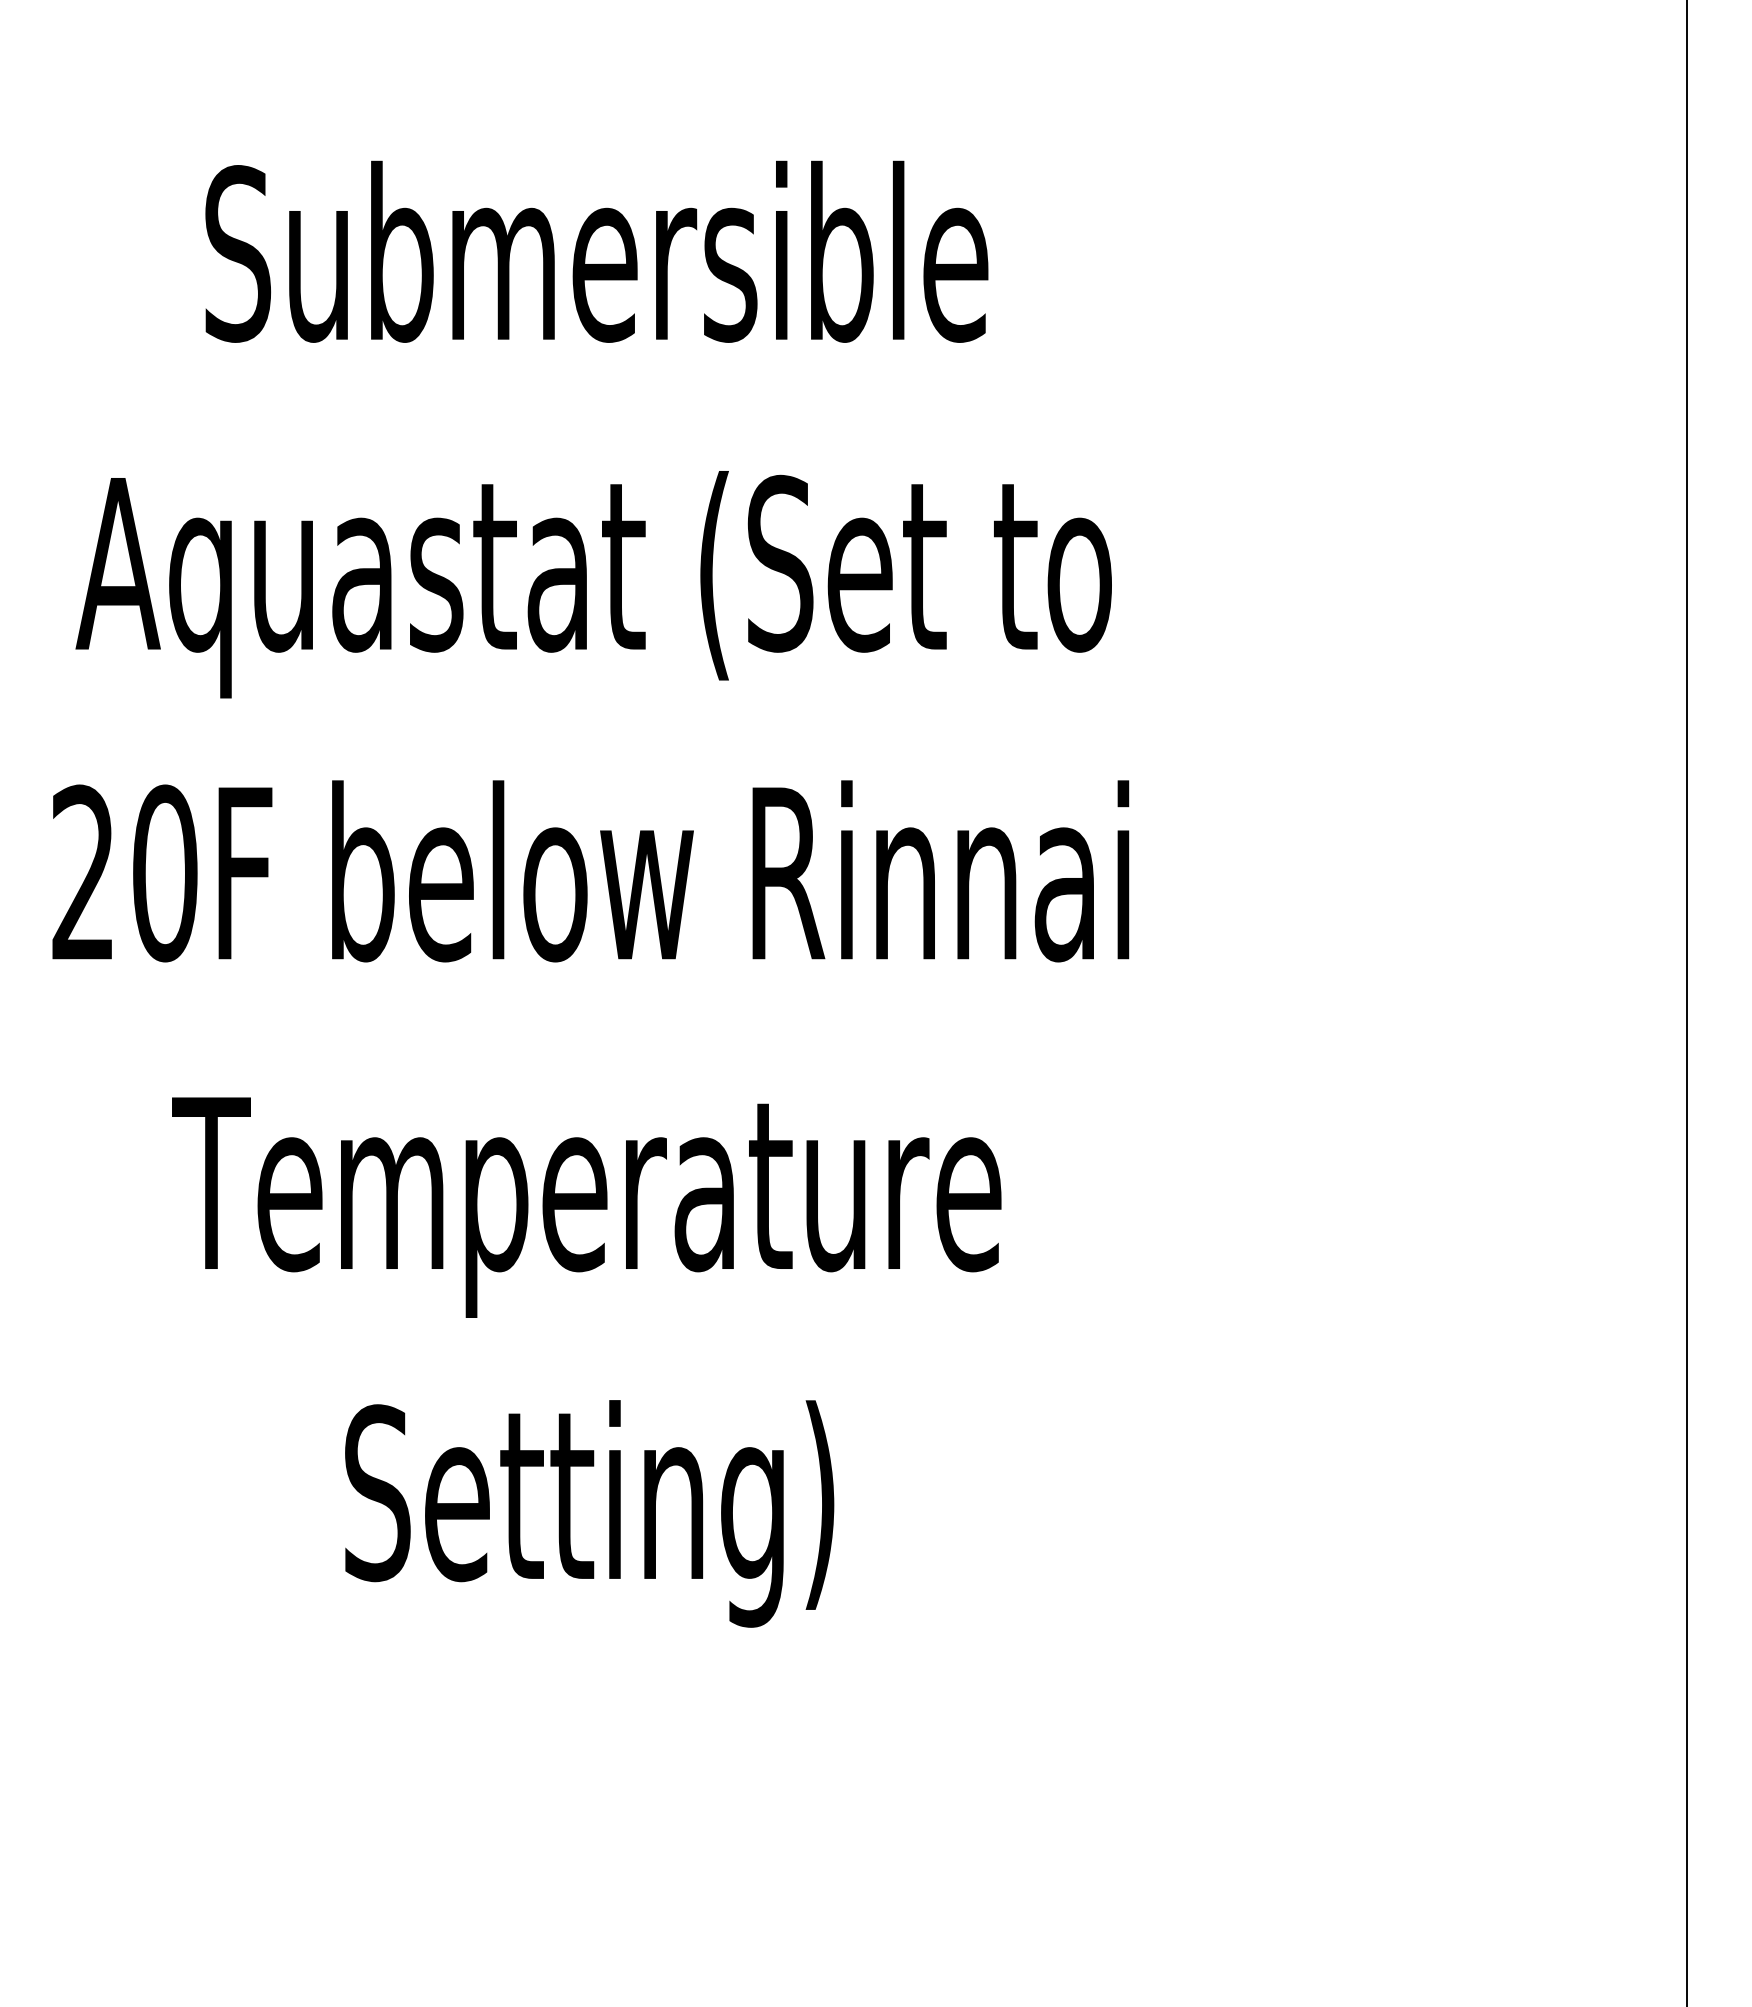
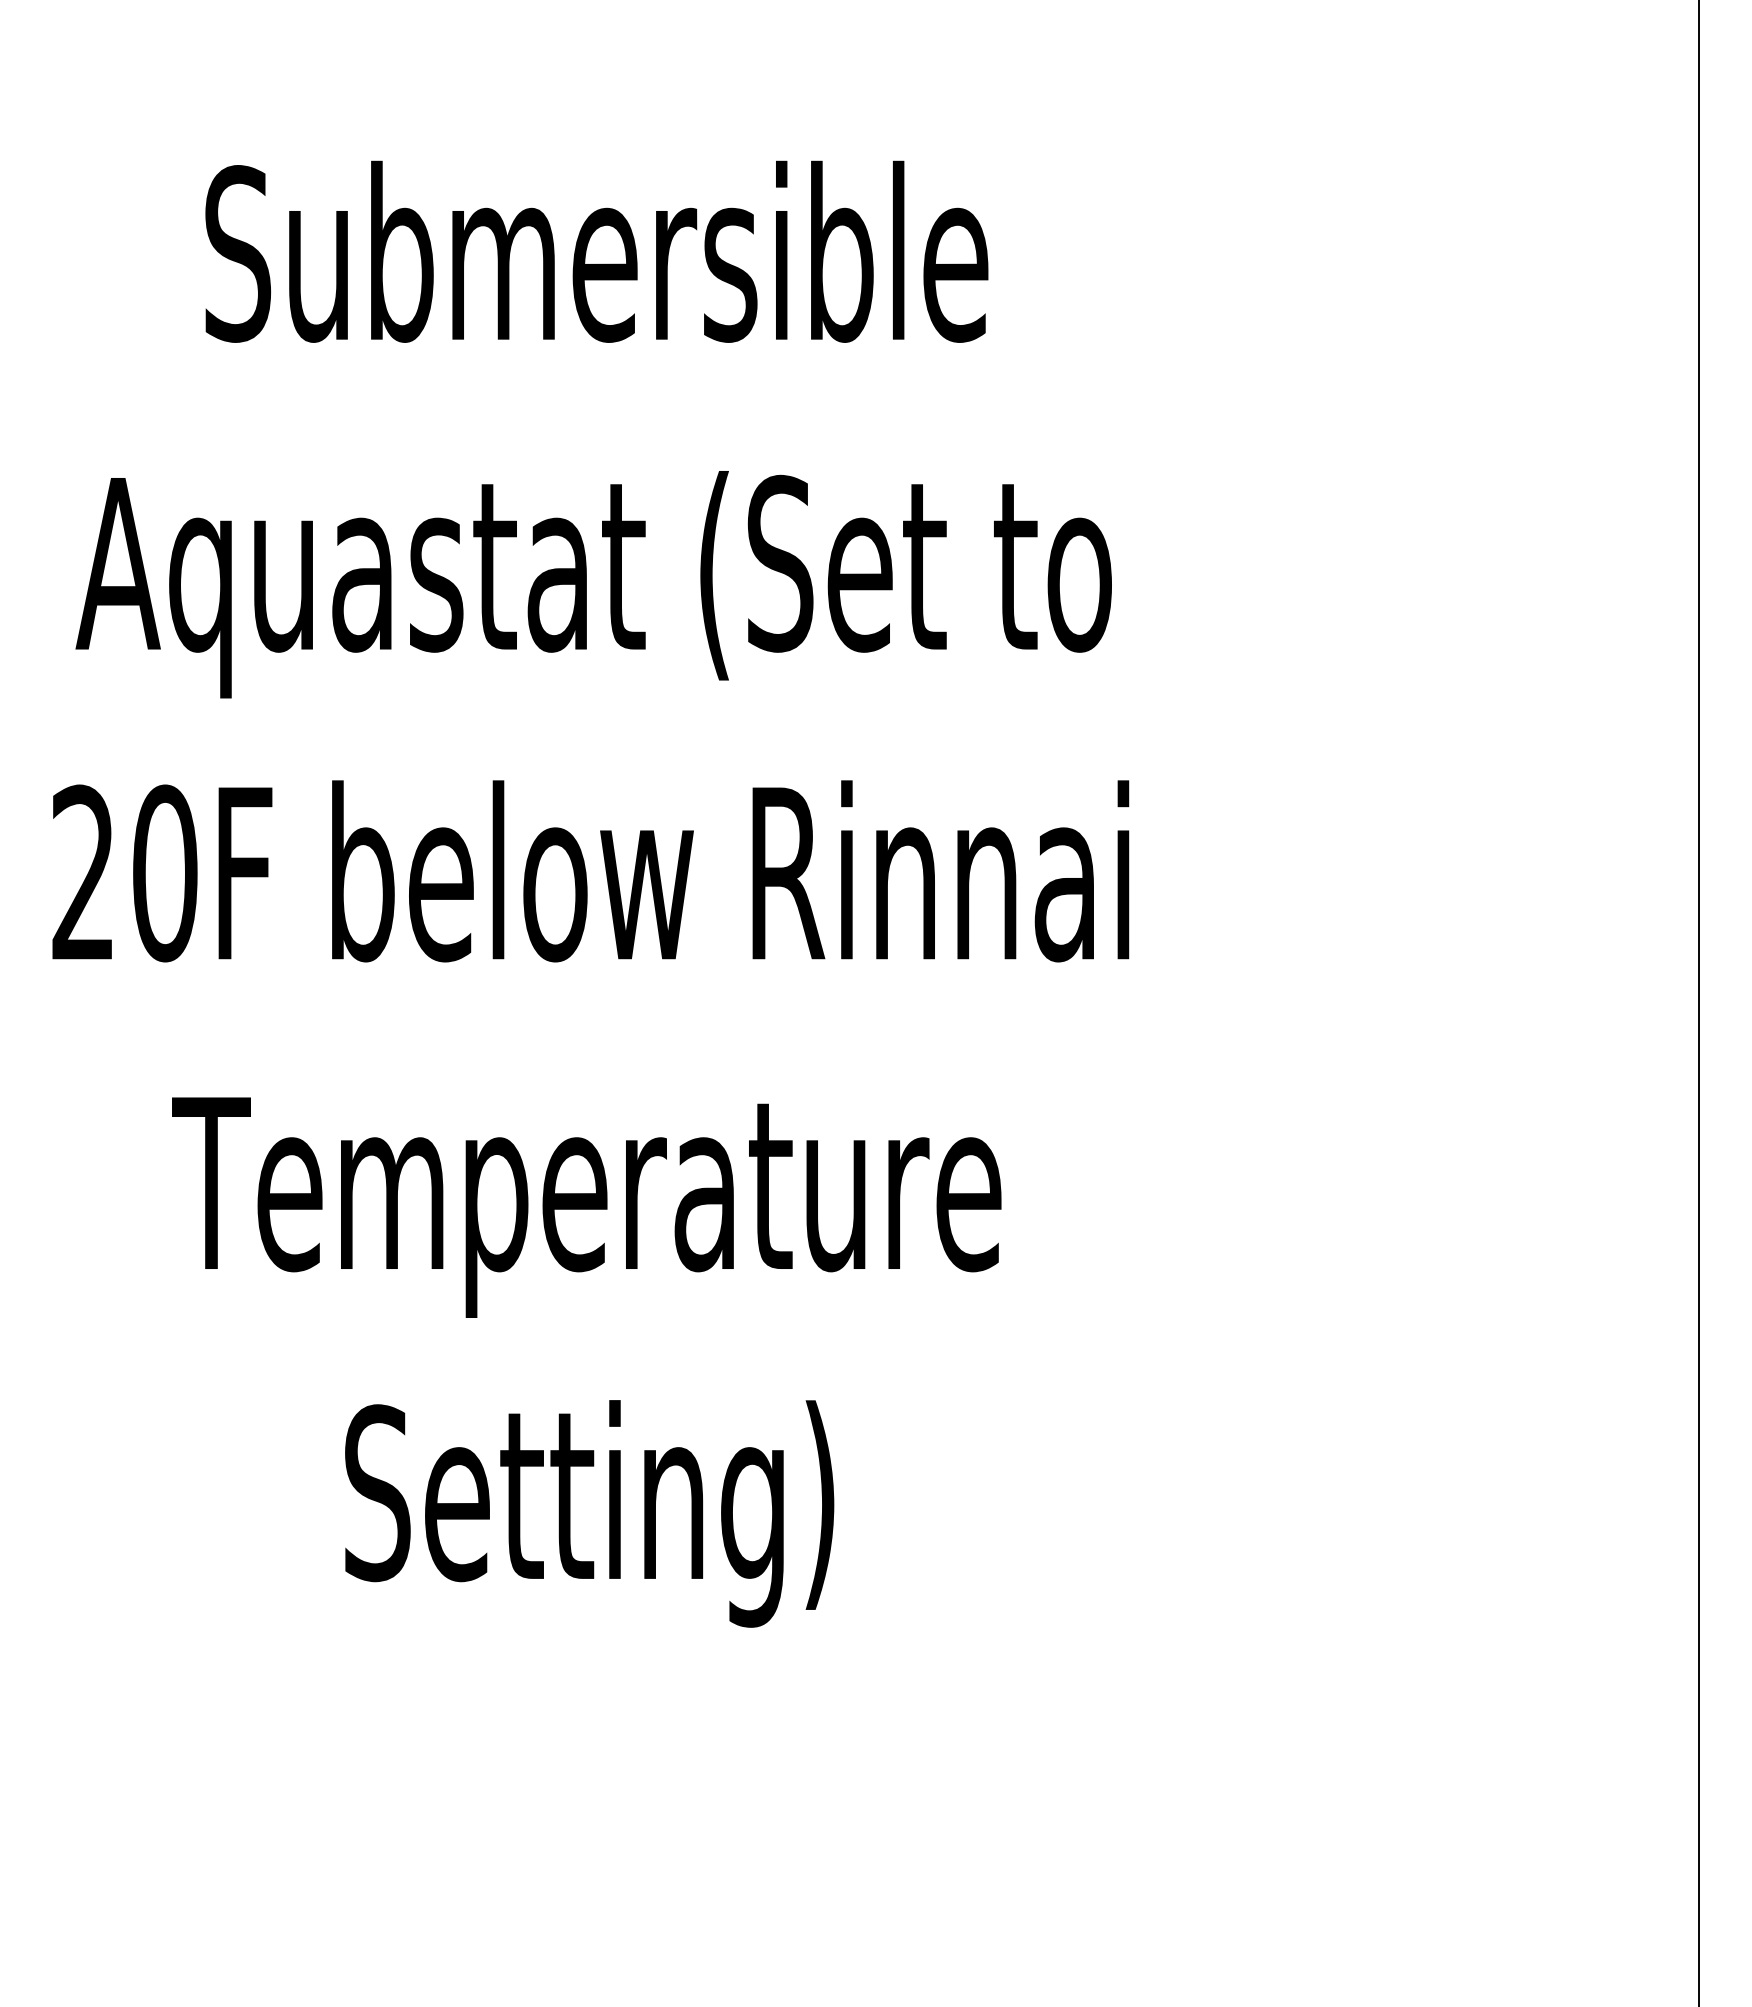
line position: (1687, 1002) -> (1699, 1002) (1699, 1002)
